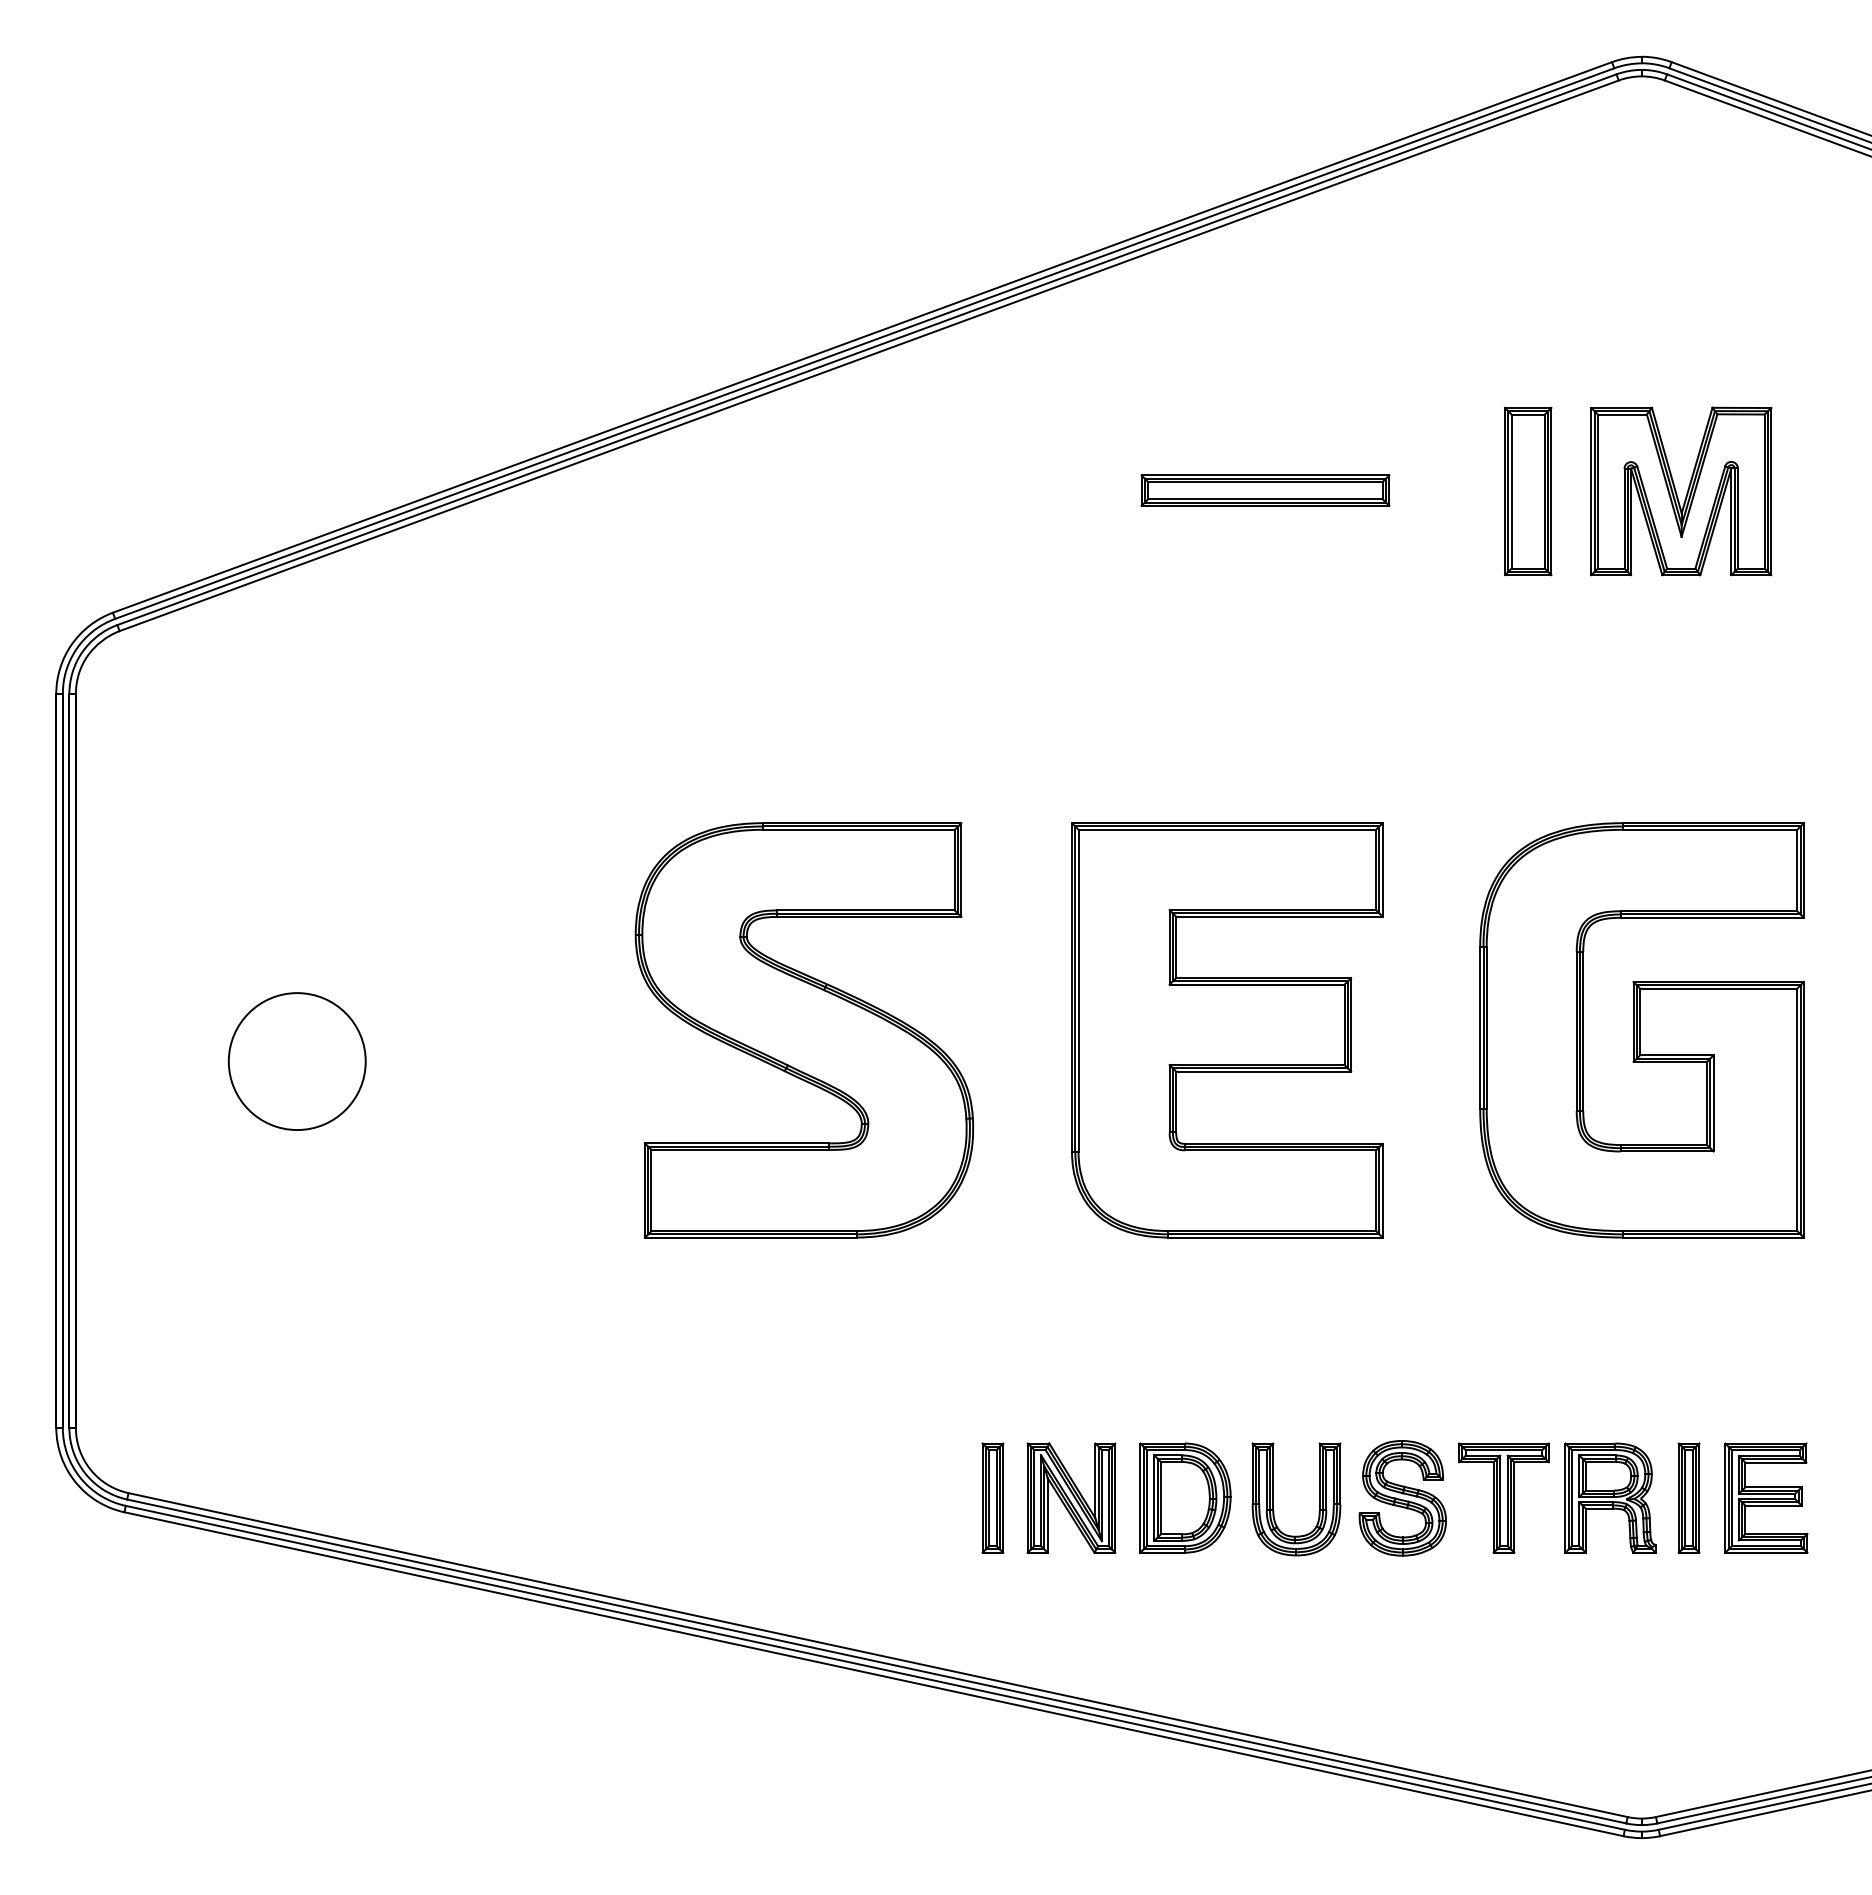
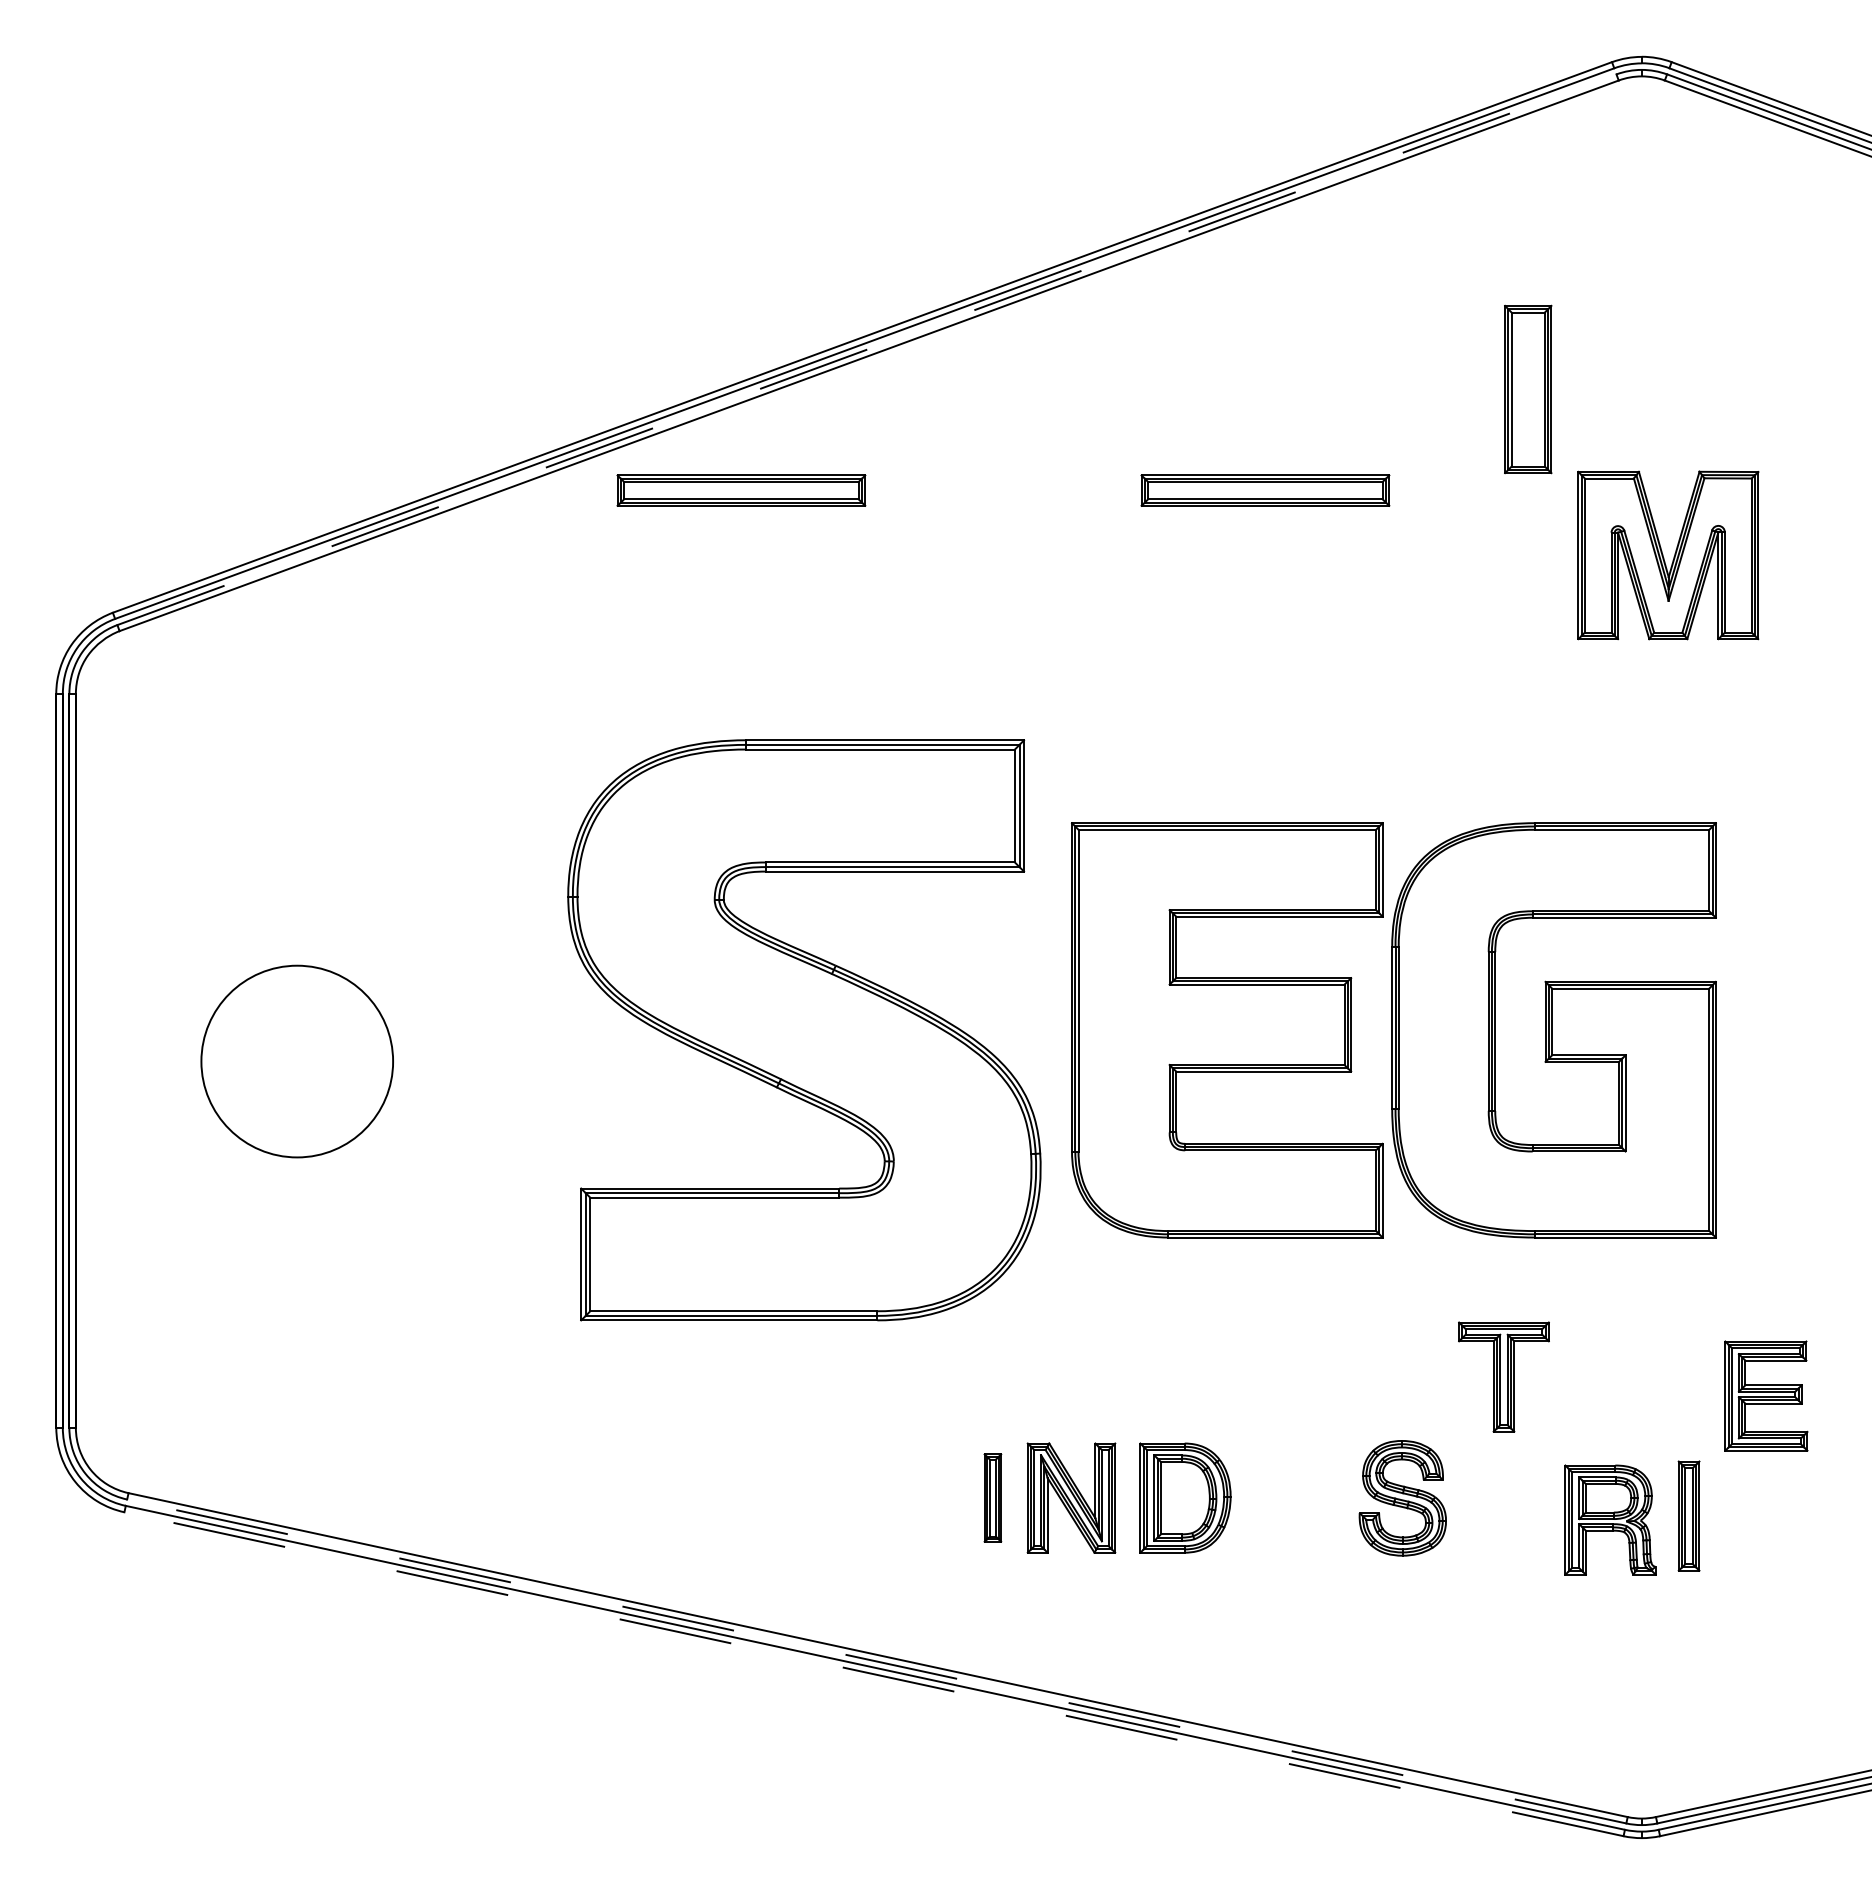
line: solid -> dashed (867, 349)
part: none -> present (741, 490)
part position: (1528, 491) -> (1528, 389) (1528, 389)
part position: (1681, 491) -> (1668, 555) (1668, 555)
part size: 341x417 px -> 475x583 px (804, 1030)
part position: (1641, 1030) -> (1553, 1030) (1553, 1030)
circle diameter: 137 px -> 192 px (297, 1061)
part size: 24x112 px -> 20x90 px (992, 1497)
part position: (1503, 1497) -> (1503, 1376) (1503, 1376)
part position: (1610, 1497) -> (1610, 1519) (1610, 1519)
part position: (1688, 1497) -> (1688, 1515) (1688, 1515)
part position: (1766, 1497) -> (1766, 1395) (1766, 1395)
part: present -> none (1273, 1499)
line: solid -> dashed (876, 1661)
line: solid -> dashed (874, 1674)
